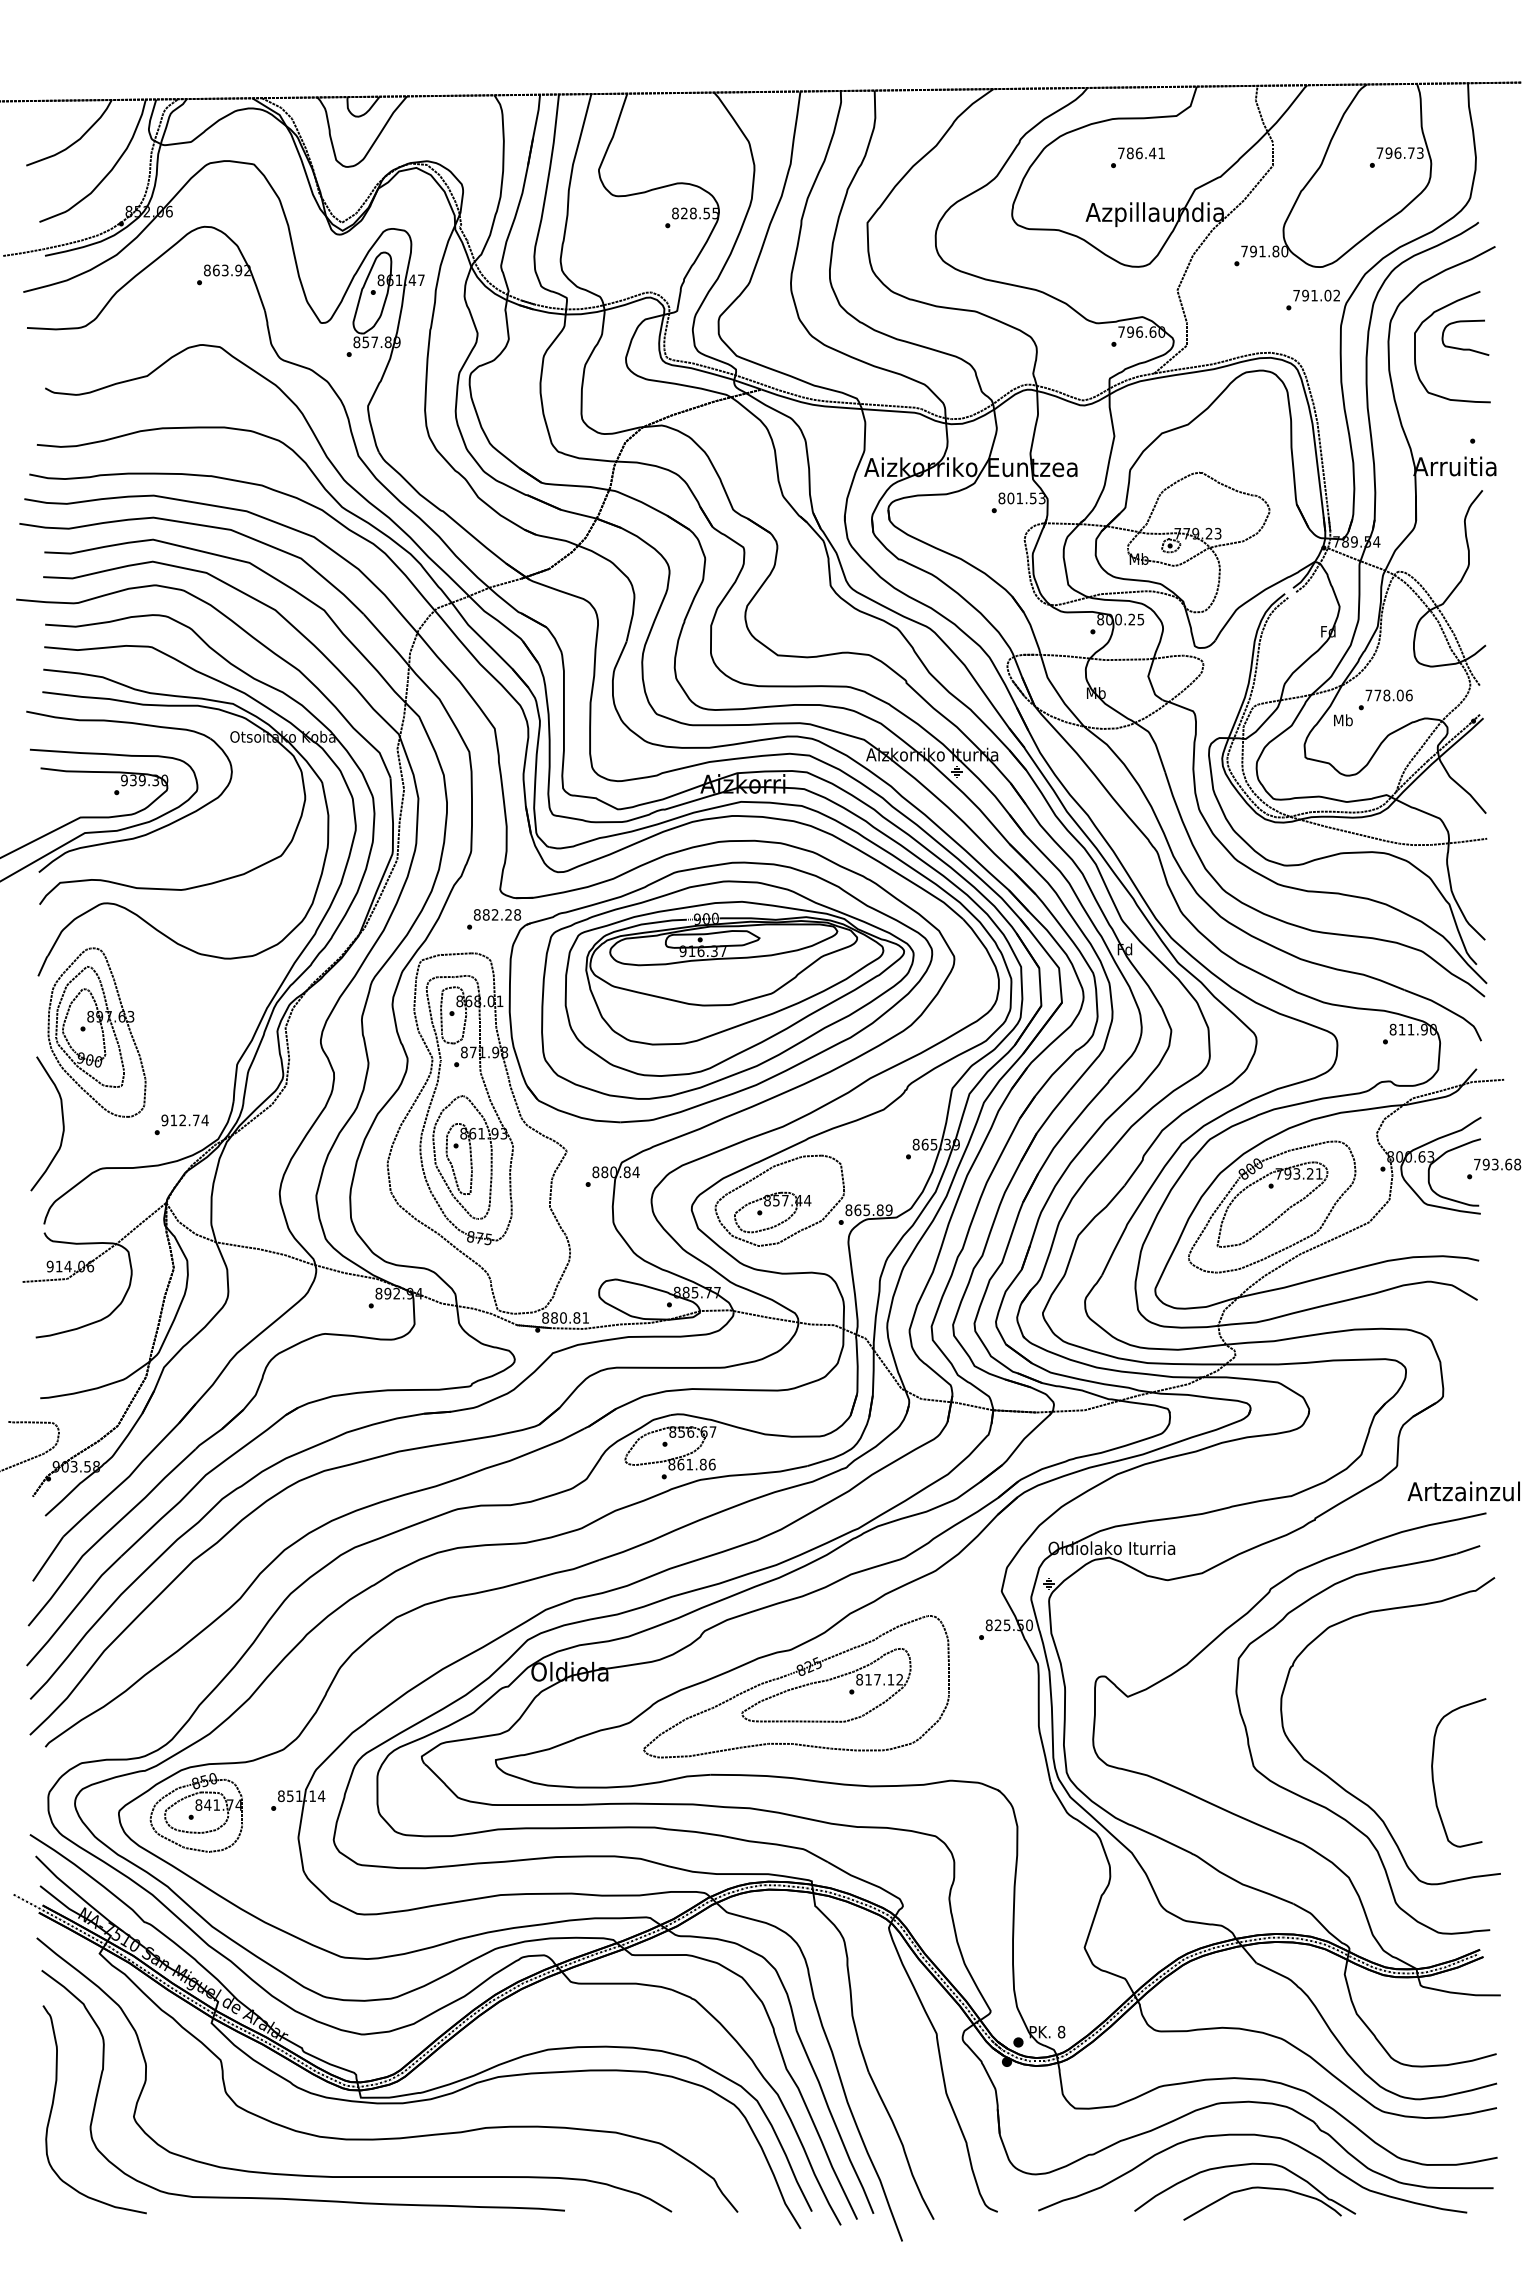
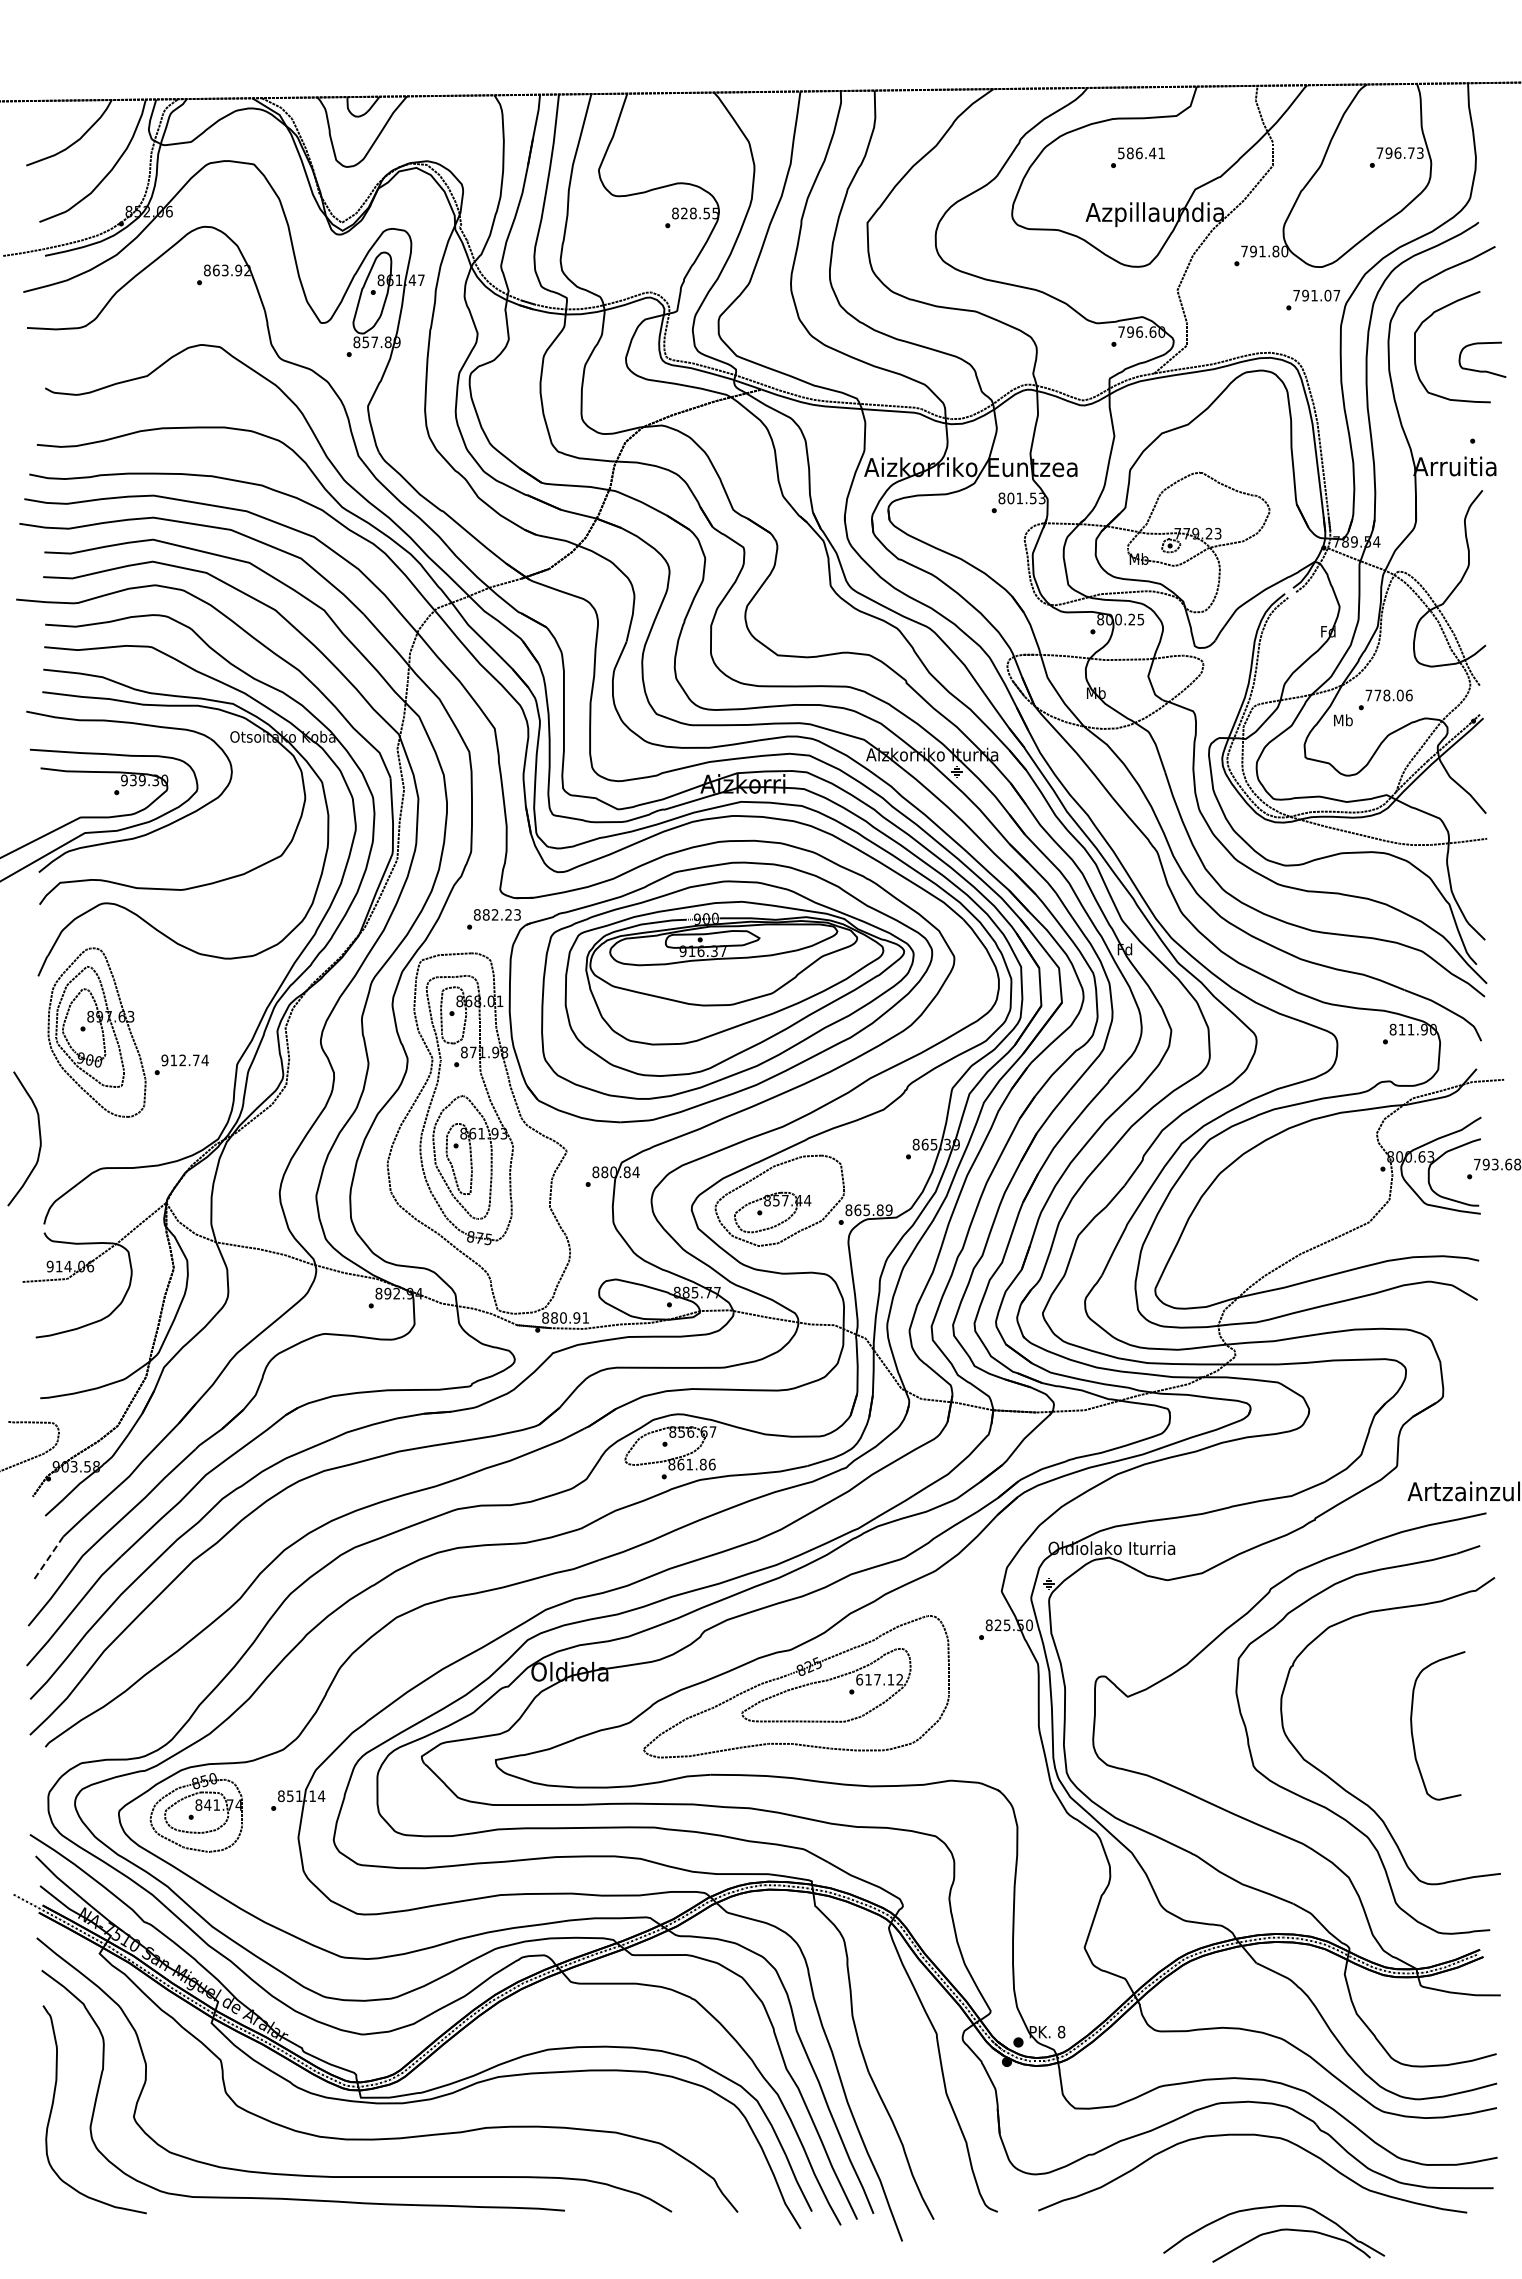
text: 786.41 -> 586.41 (1121, 153)
text: 791.02 -> 791.07 (1336, 295)
curve position: (1465, 348) -> (1482, 370) (1482, 370)
text: 882.28 -> 882.23 (517, 914)
curve position: (62, 1123) -> (39, 1138) (39, 1138)
text position: (181, 1124) -> (181, 1064) (181, 1064)
part: present -> none (1277, 1216)
text: 880.81 -> 880.91 (576, 1317)
line: solid -> dashed (48, 1559)
text: 817.12 -> 617.12 (859, 1679)
curve position: (1433, 1772) -> (1412, 1725) (1412, 1725)
part position: (1245, 2191) -> (1274, 2233) (1274, 2233)
